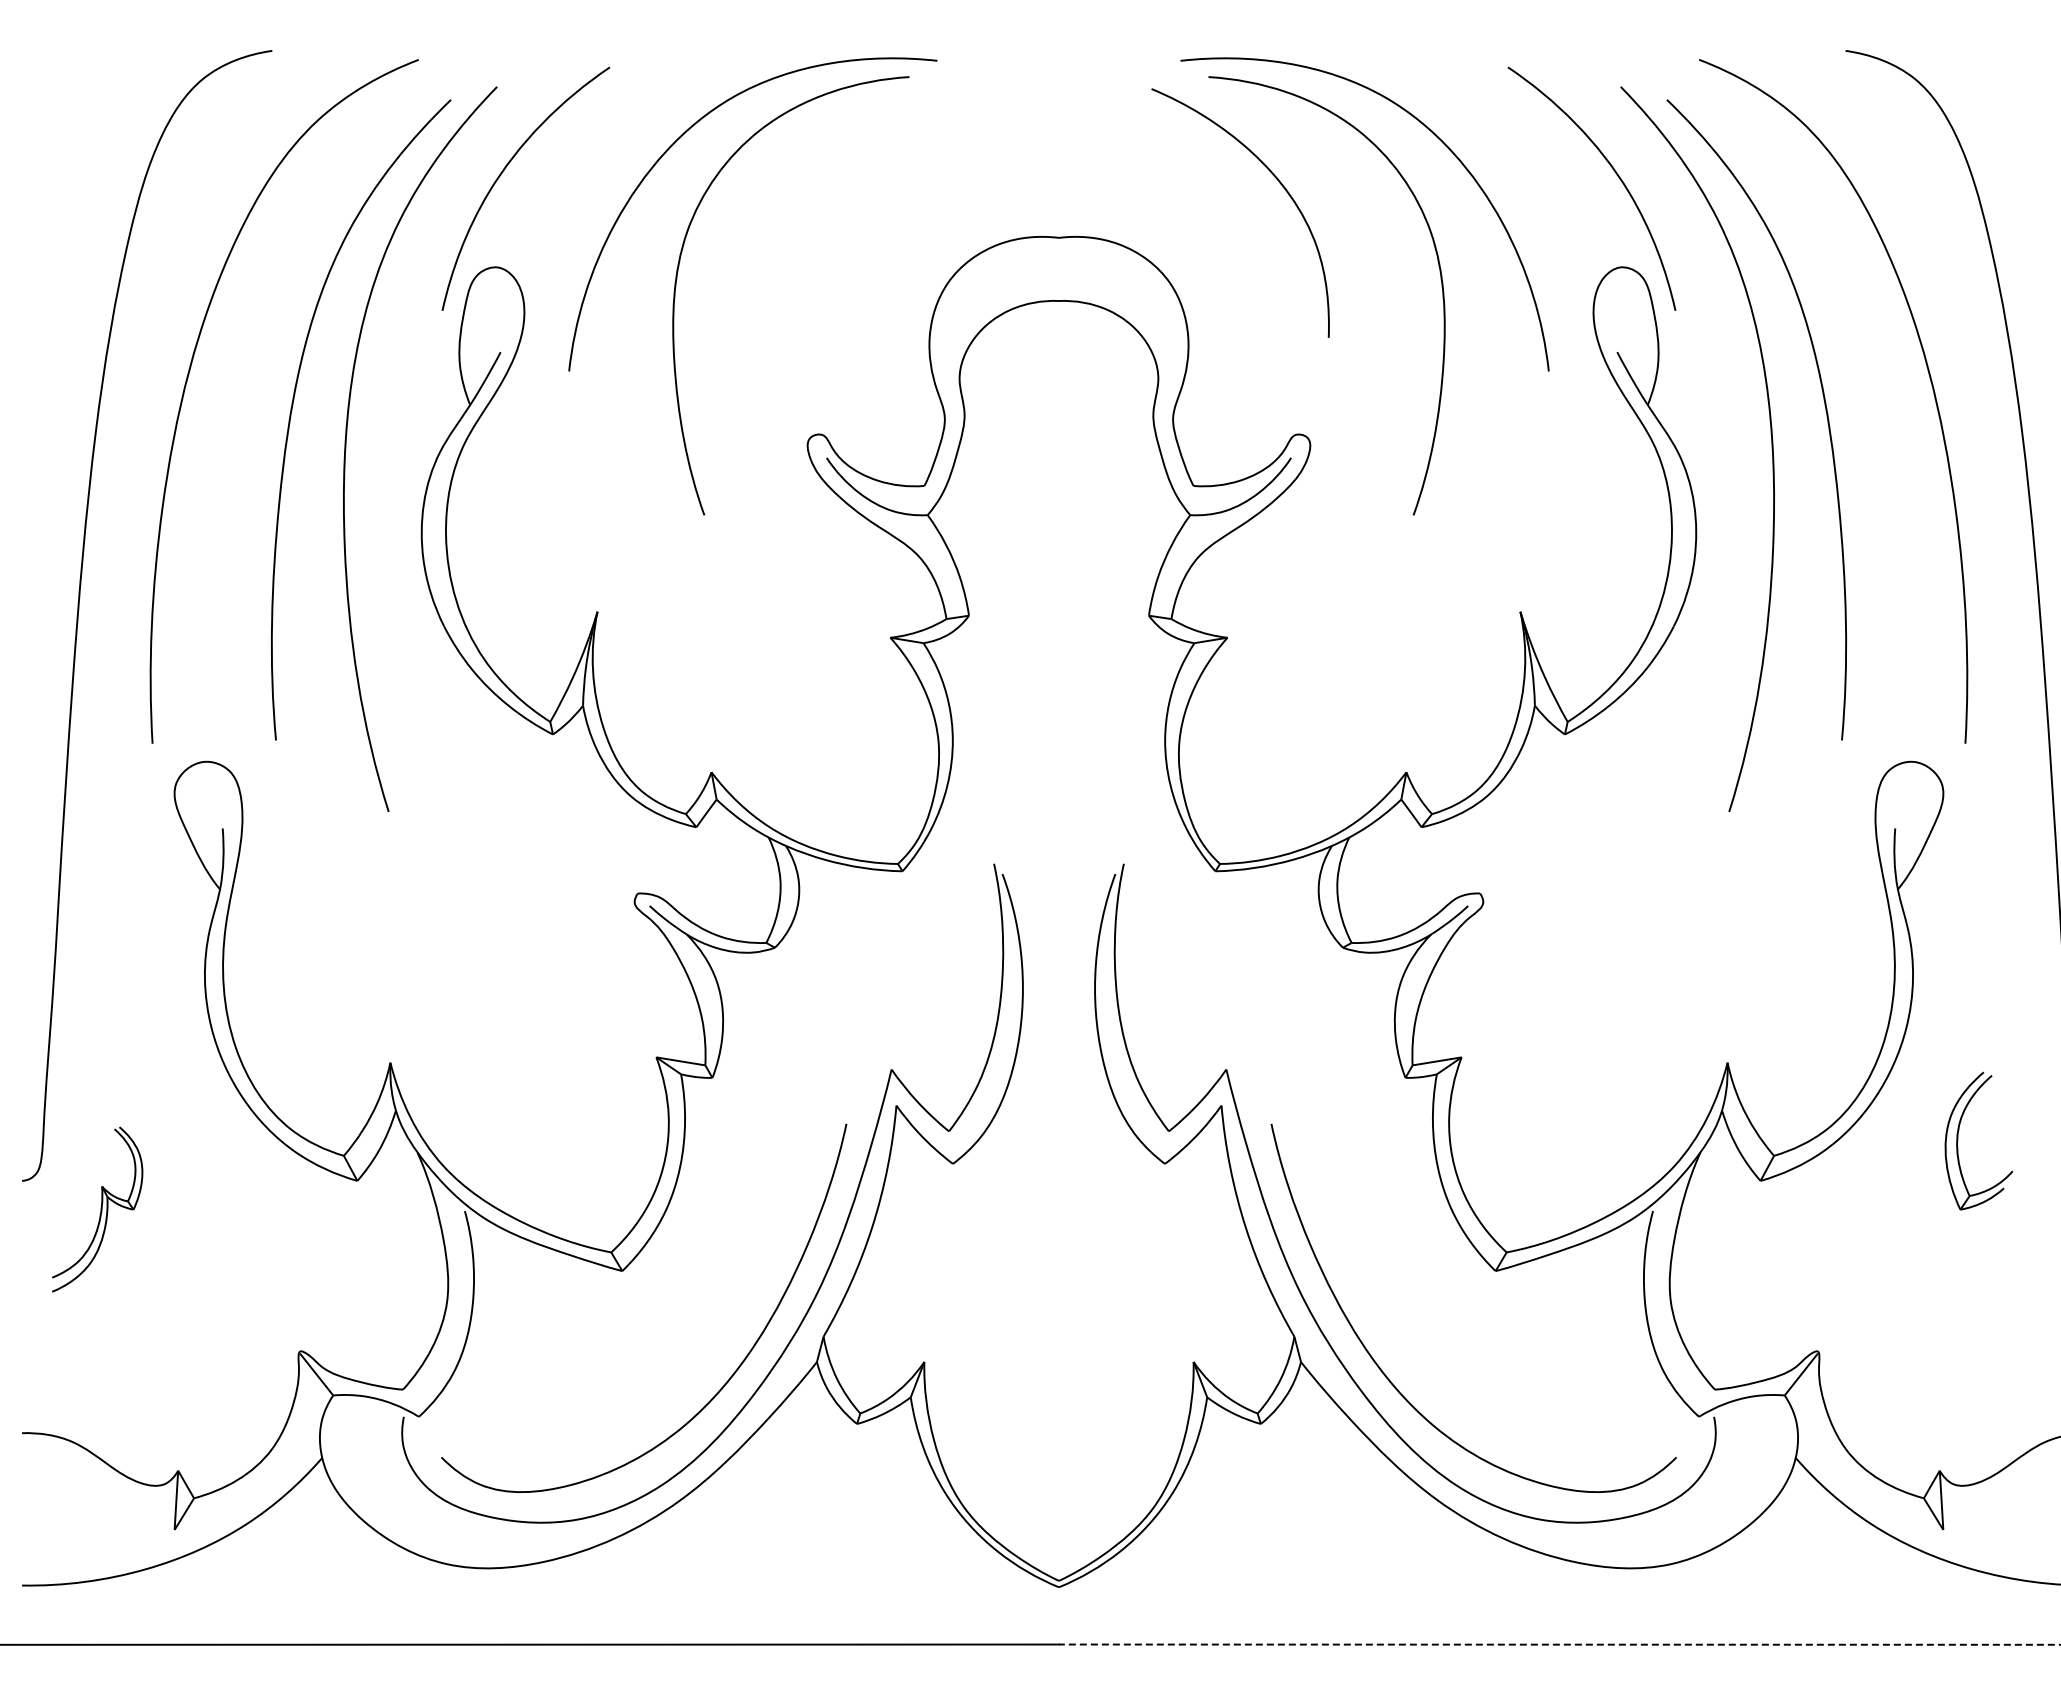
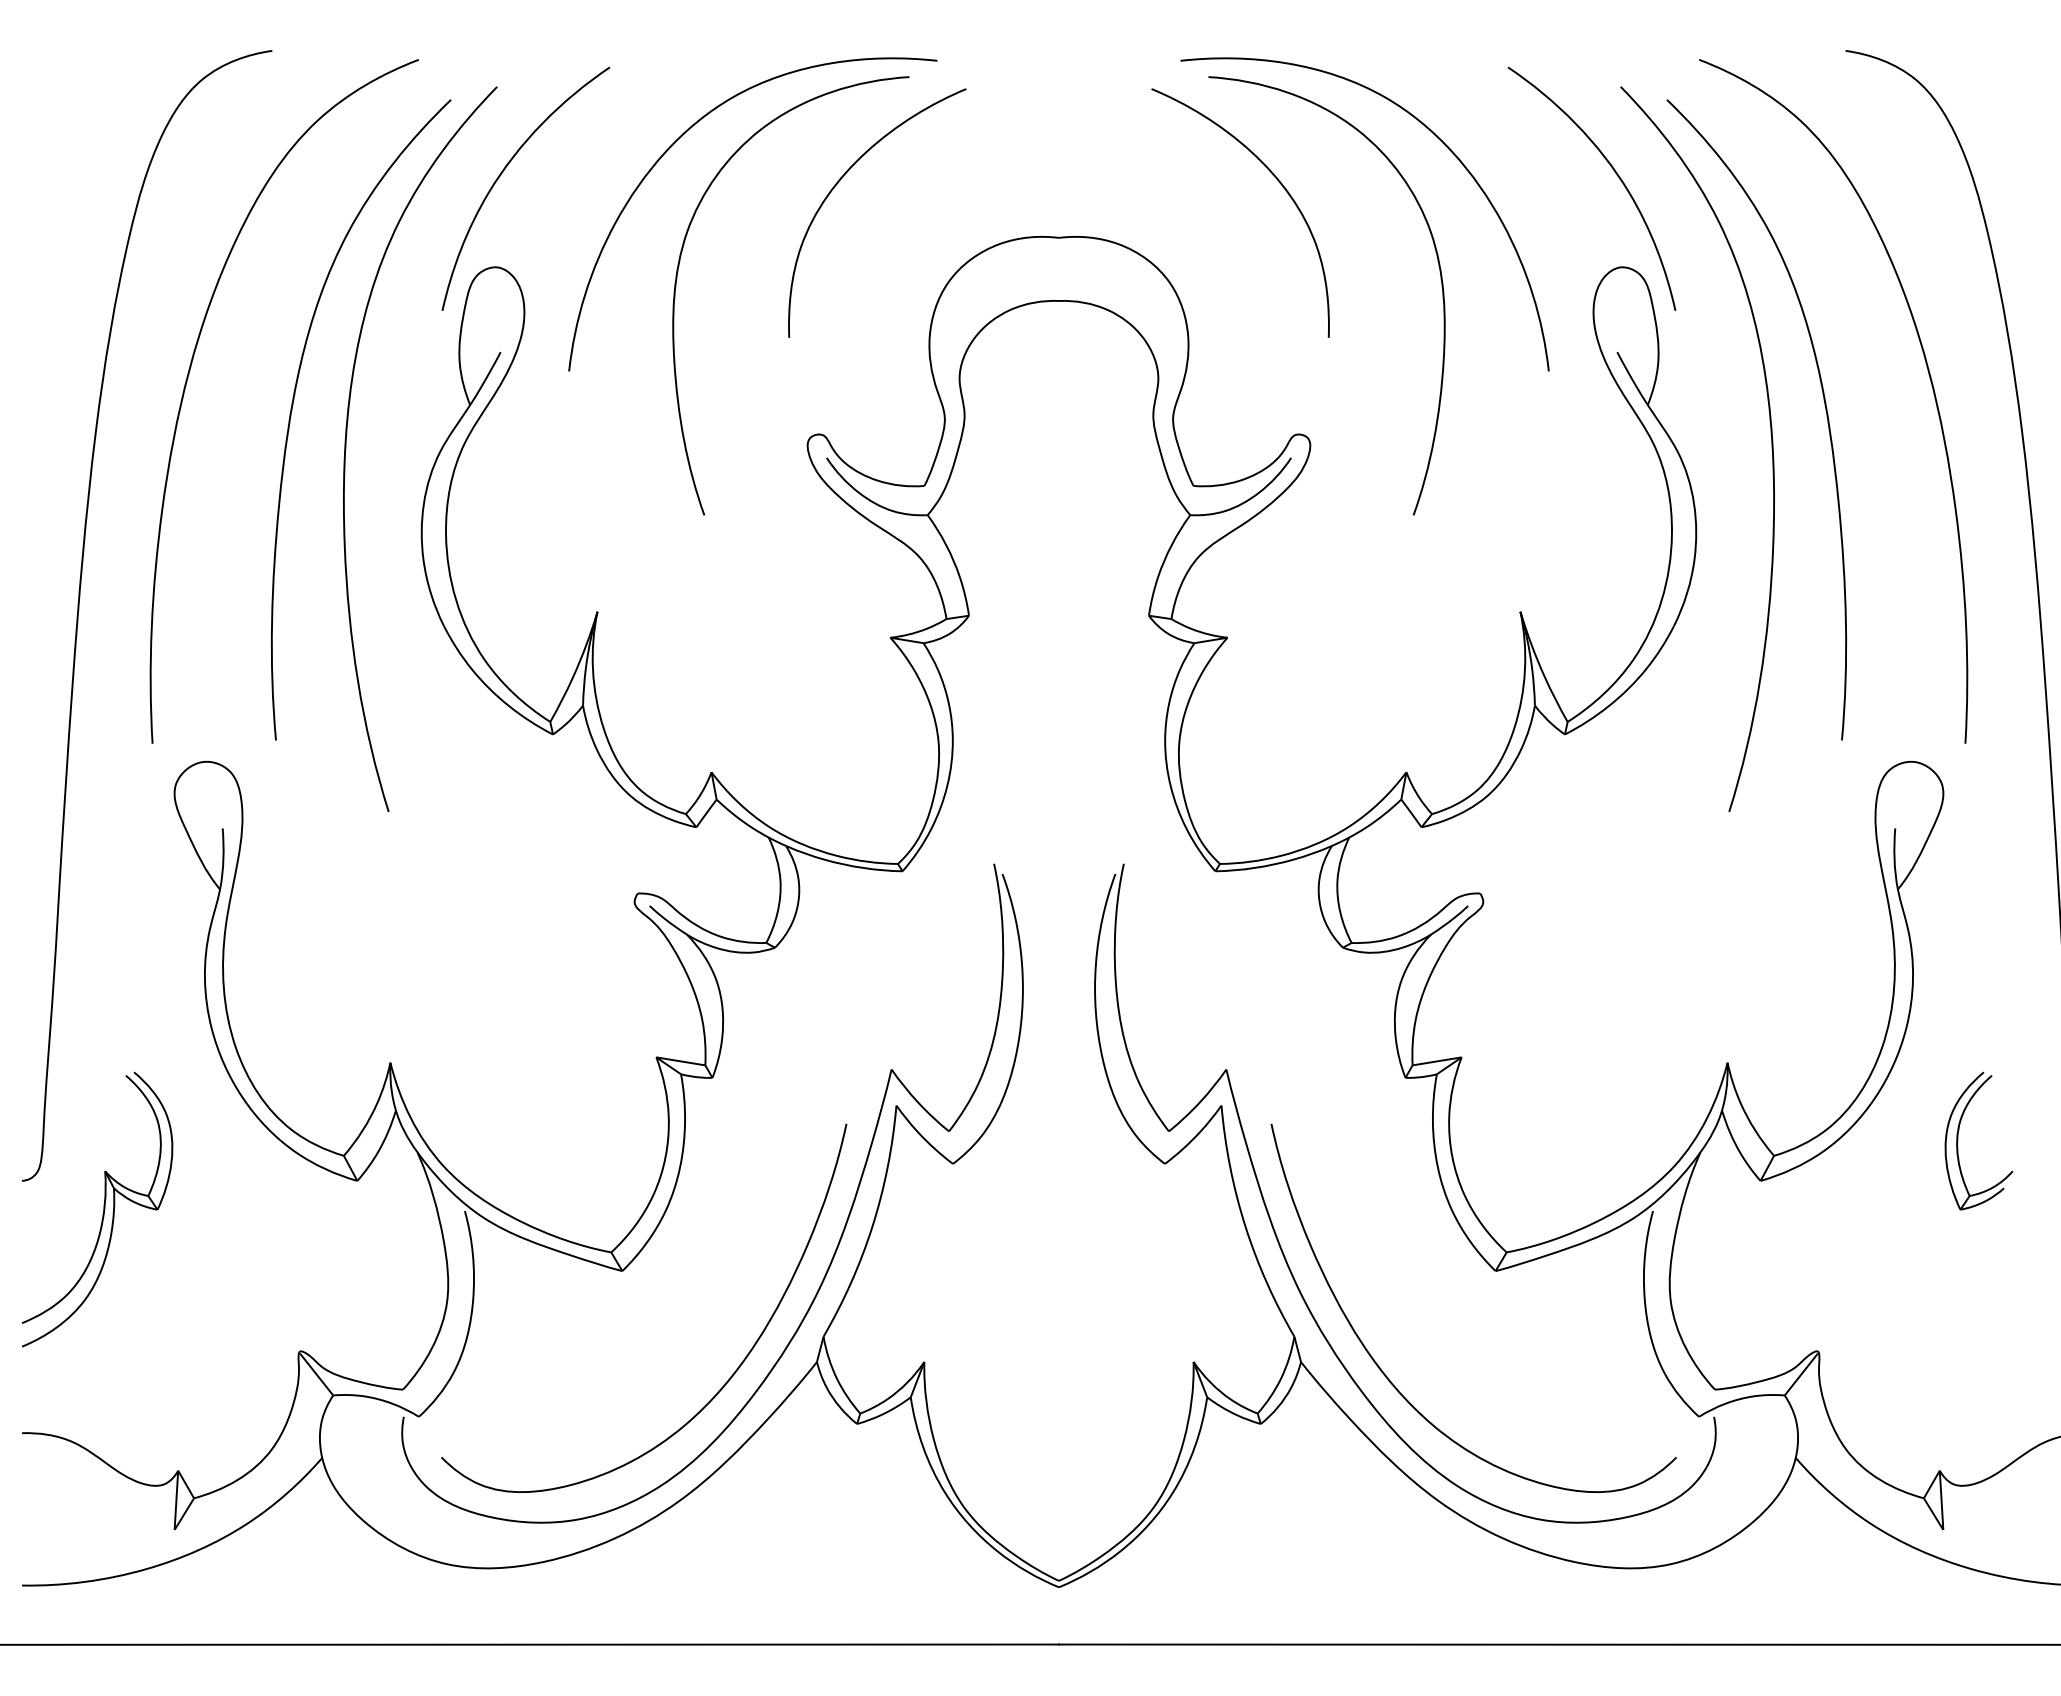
curve: none -> present (838, 183)
part size: 92x167 px -> 153x277 px (97, 1209)
line: dashed -> solid (1559, 1644)
